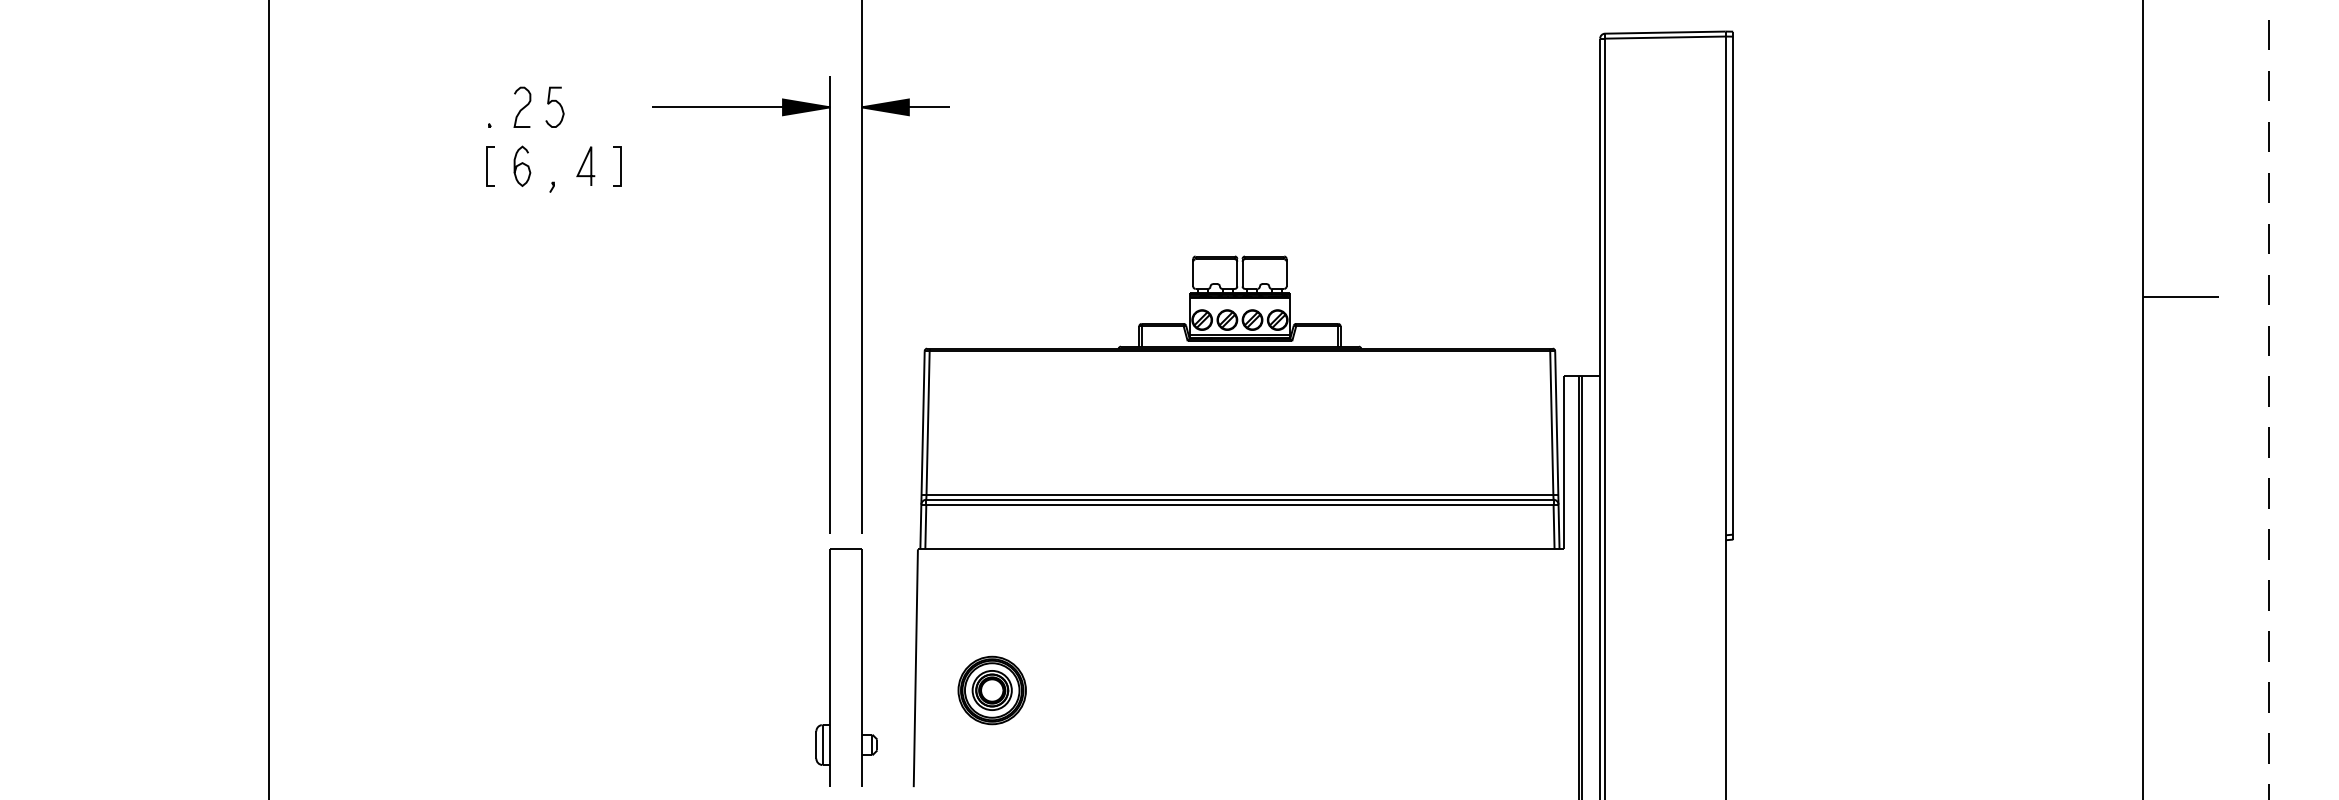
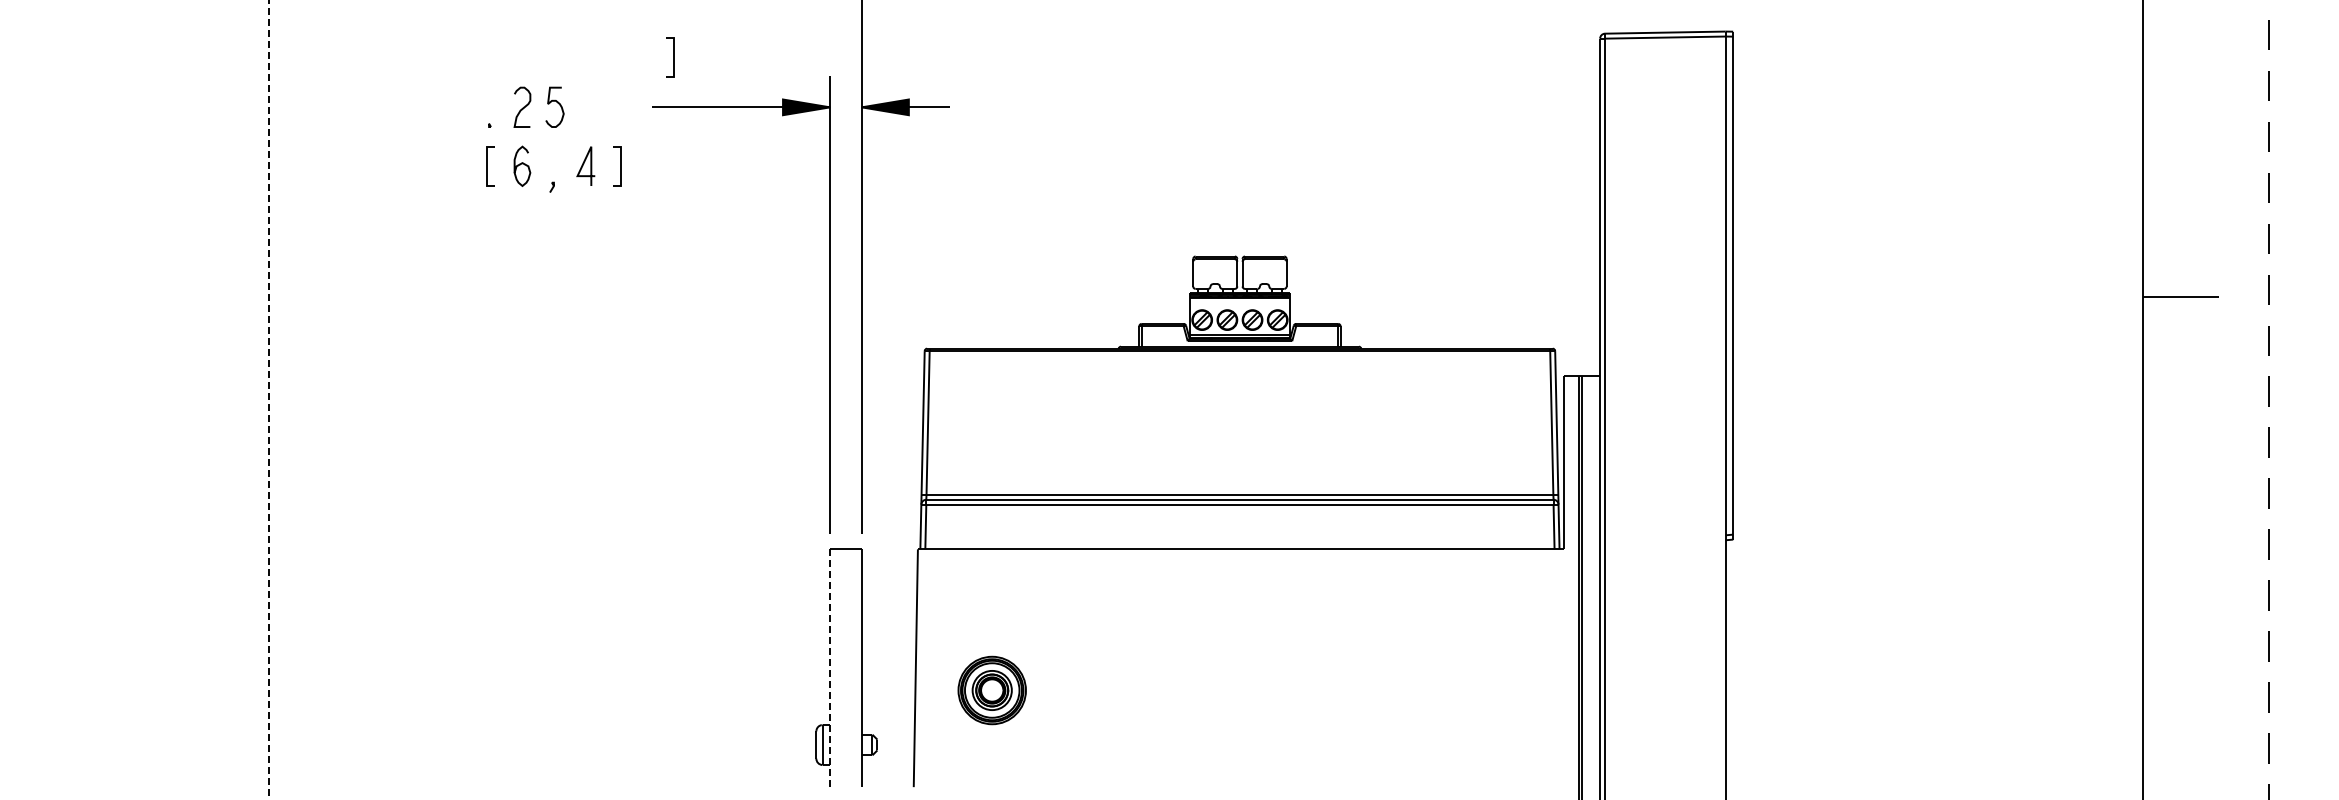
line: none -> present (673, 57)
line: solid -> dashed (269, 399)
line: solid -> dashed (830, 668)
